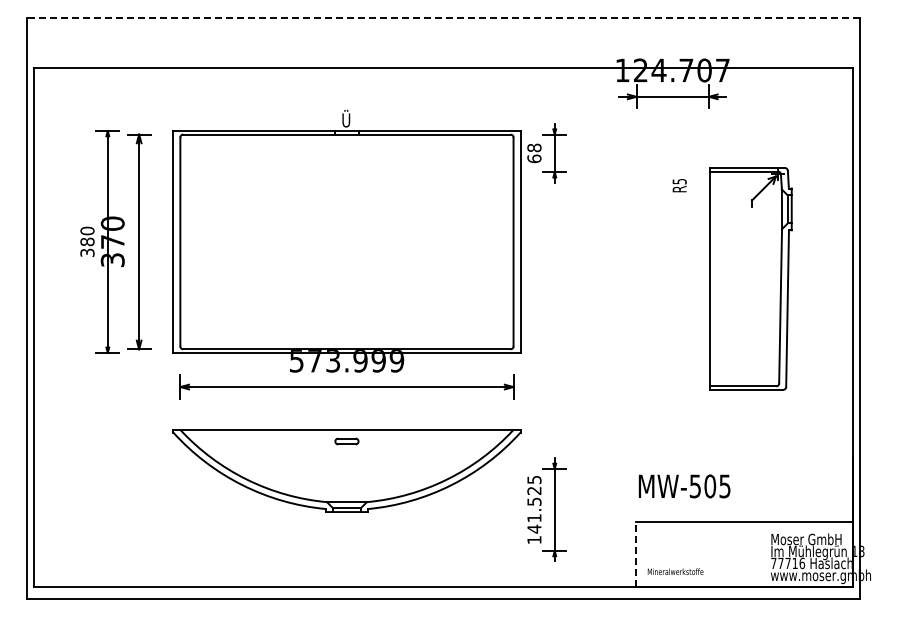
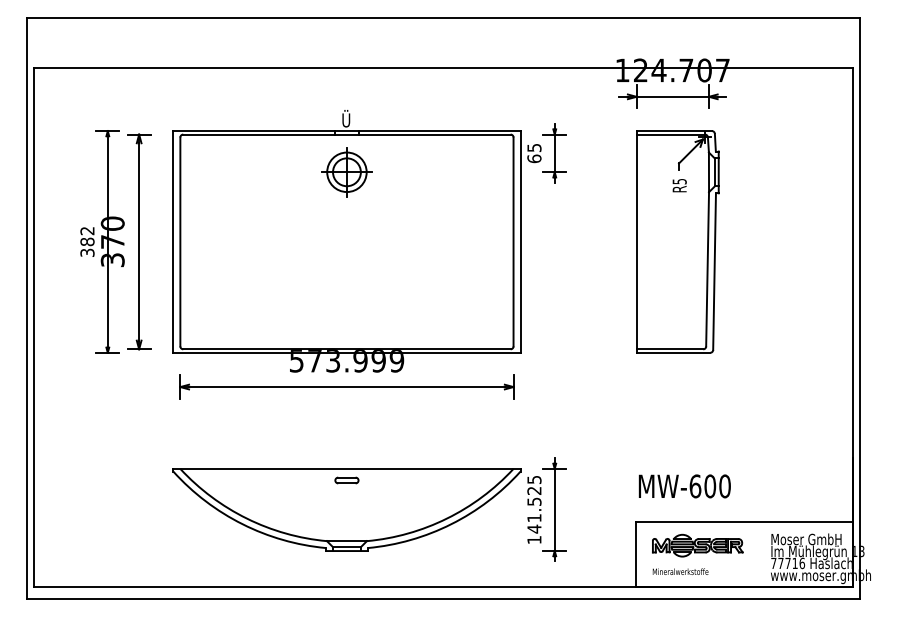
line: dashed -> solid (442, 18)
text: 68 -> 65 (534, 147)
part: none -> present (346, 172)
text: 380 -> 382 (87, 230)
part position: (750, 278) -> (677, 241) (677, 241)
part position: (346, 470) -> (346, 509) (346, 509)
text: MW-505 -> MW-600 (709, 486)
part: none -> present (697, 545)
line: dashed -> solid (635, 554)
text position: (675, 571) -> (680, 571) (680, 571)
